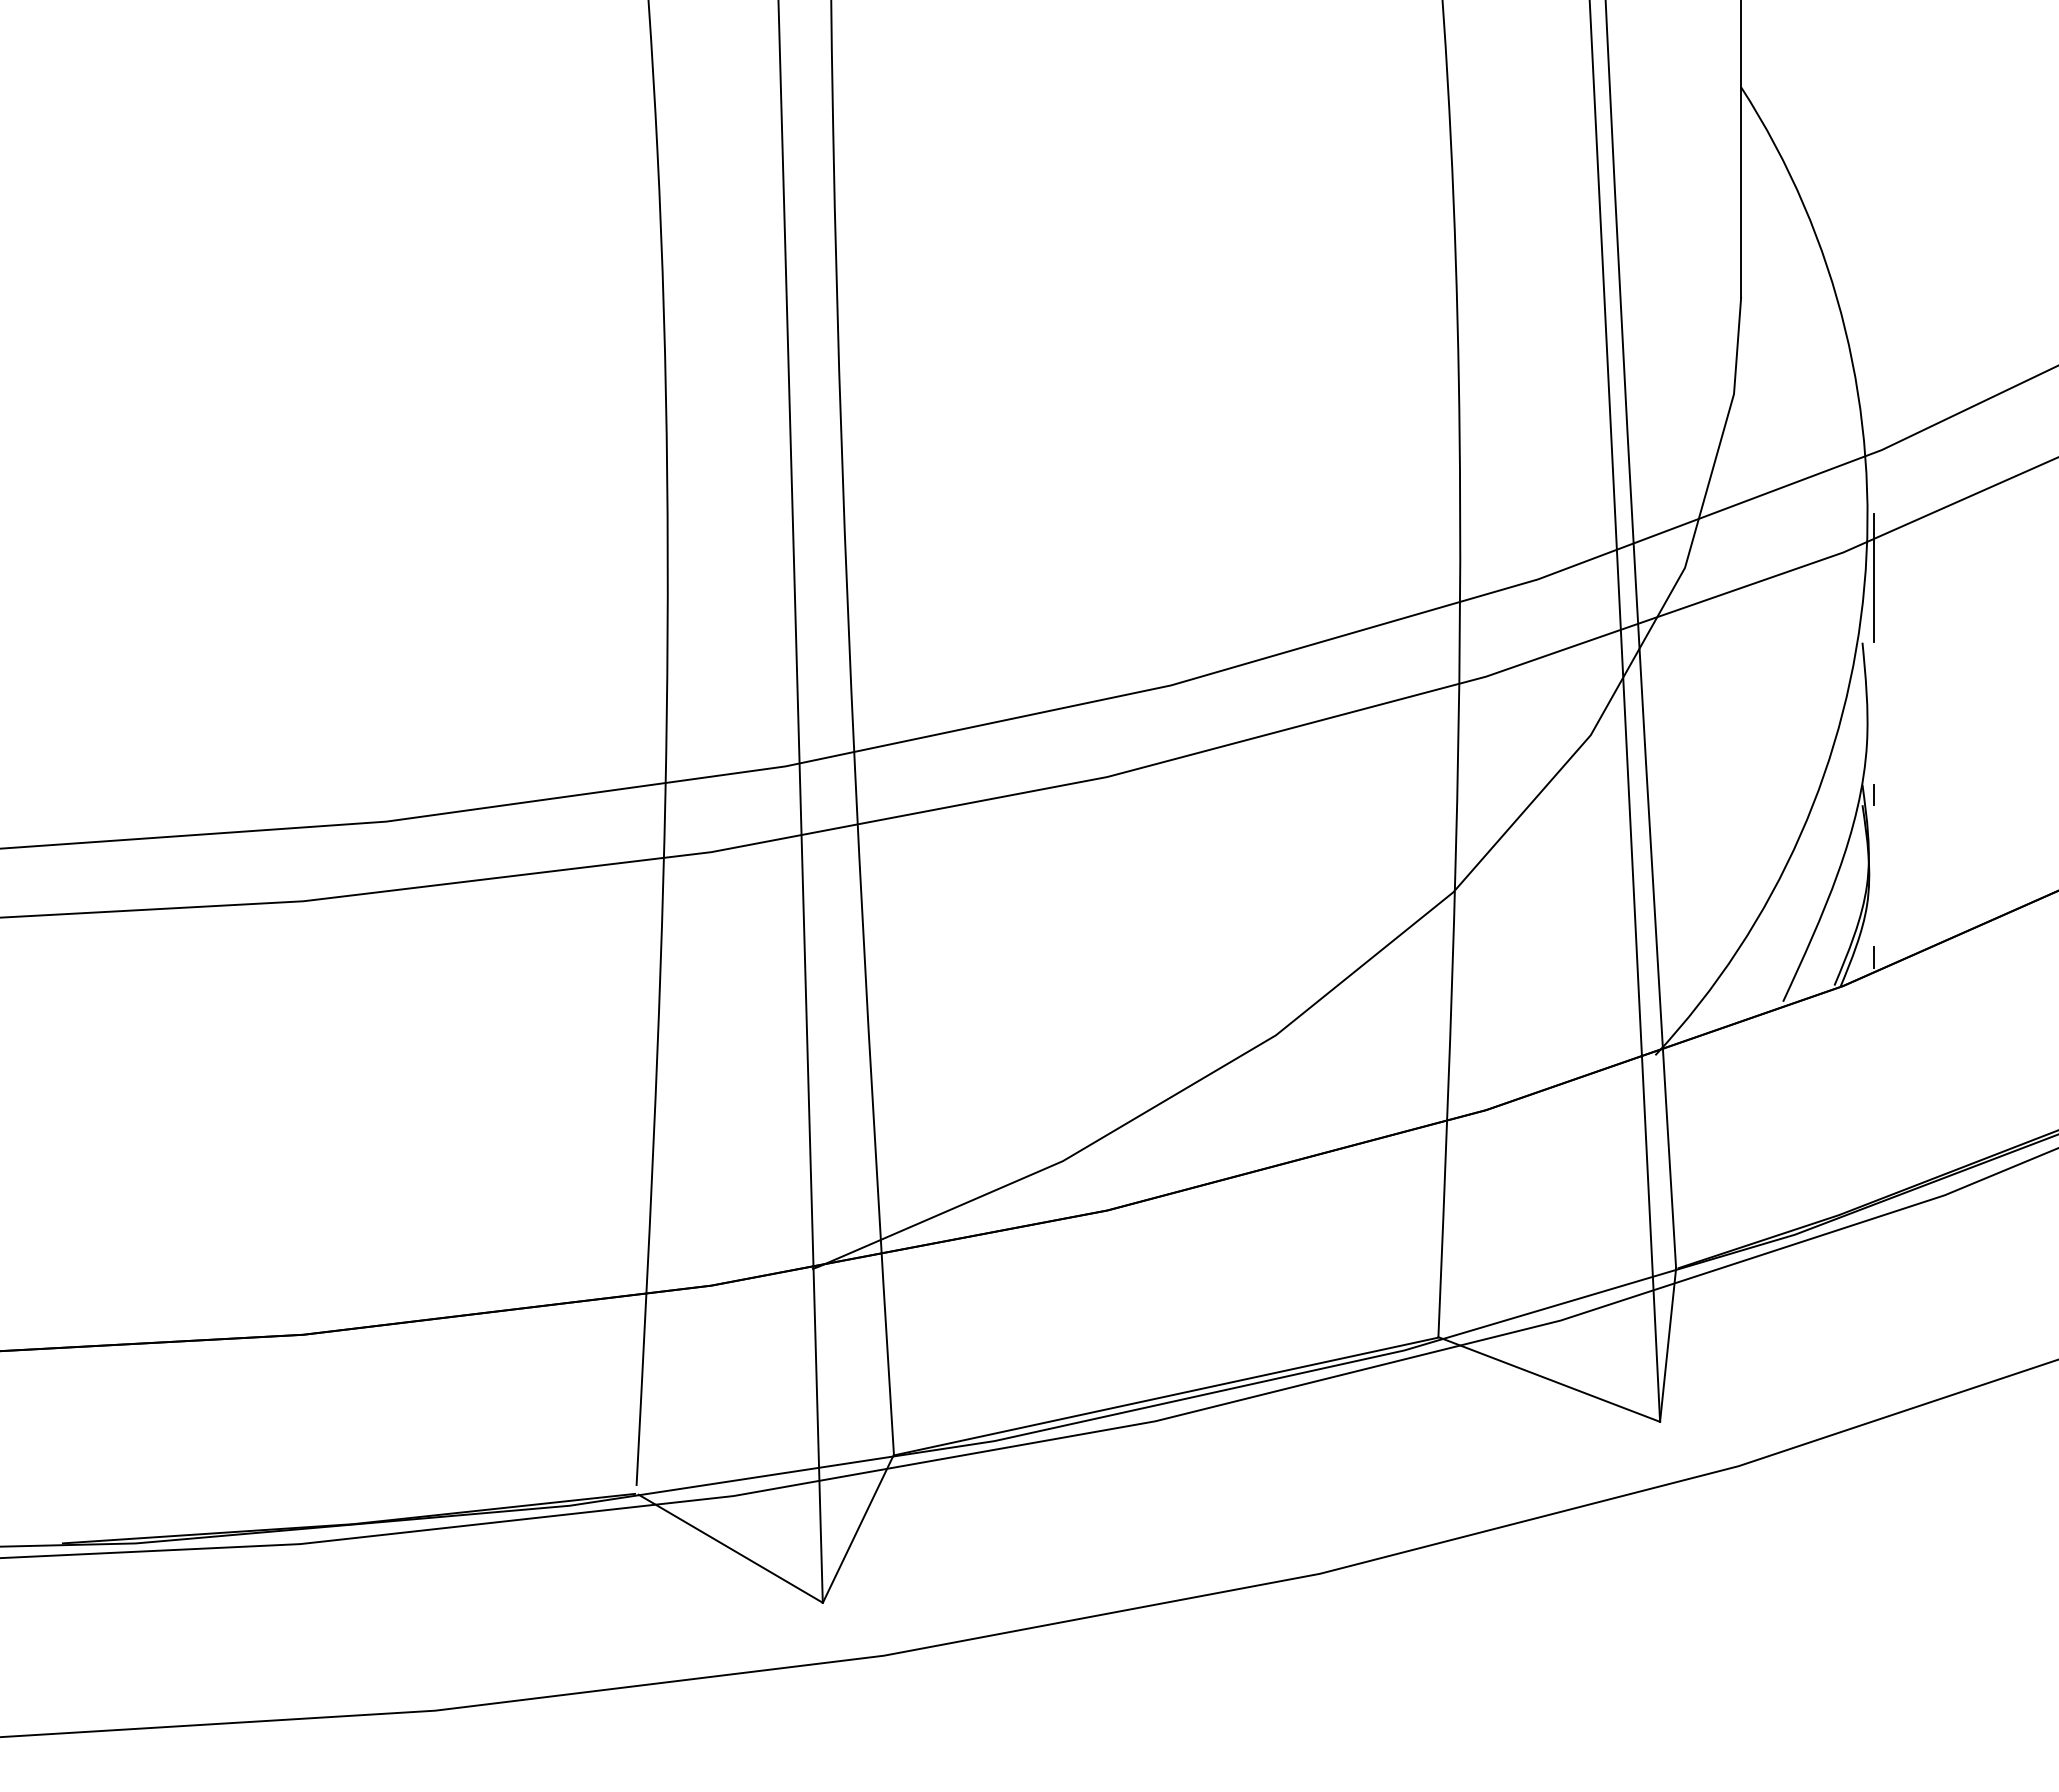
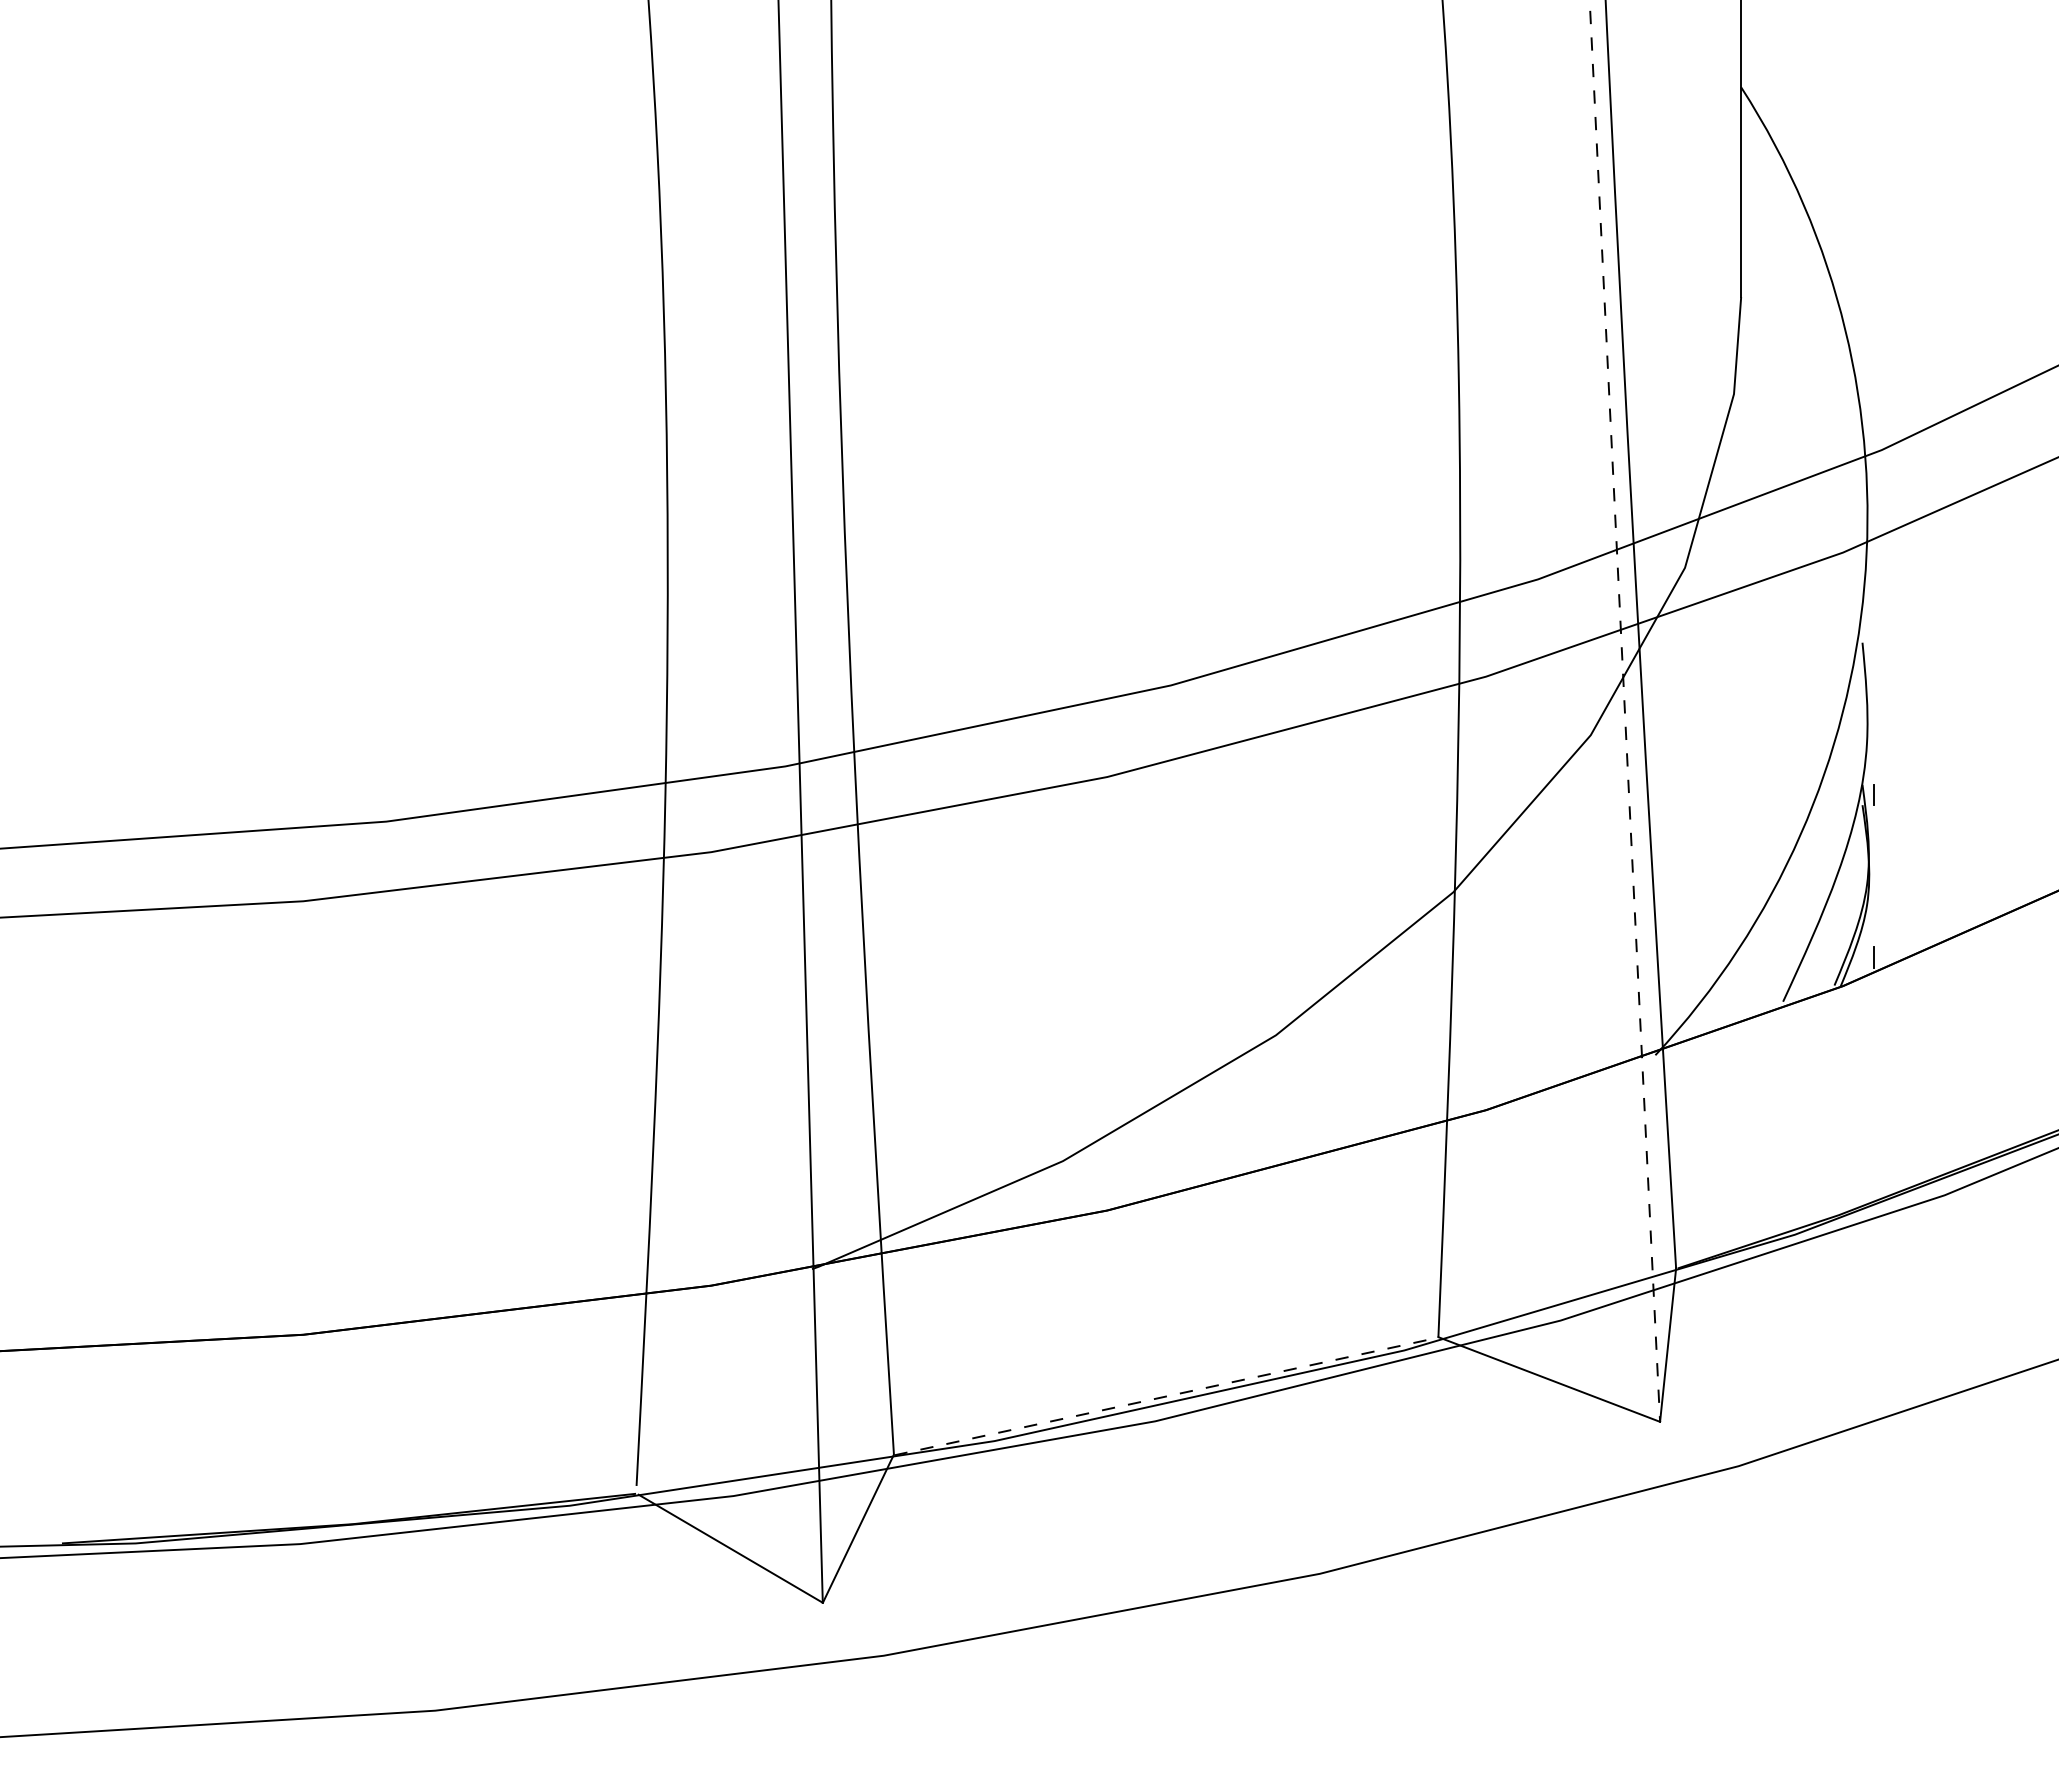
line: present -> none (1873, 577)
line: solid -> dashed (1624, 711)
line: solid -> dashed (1166, 1396)
